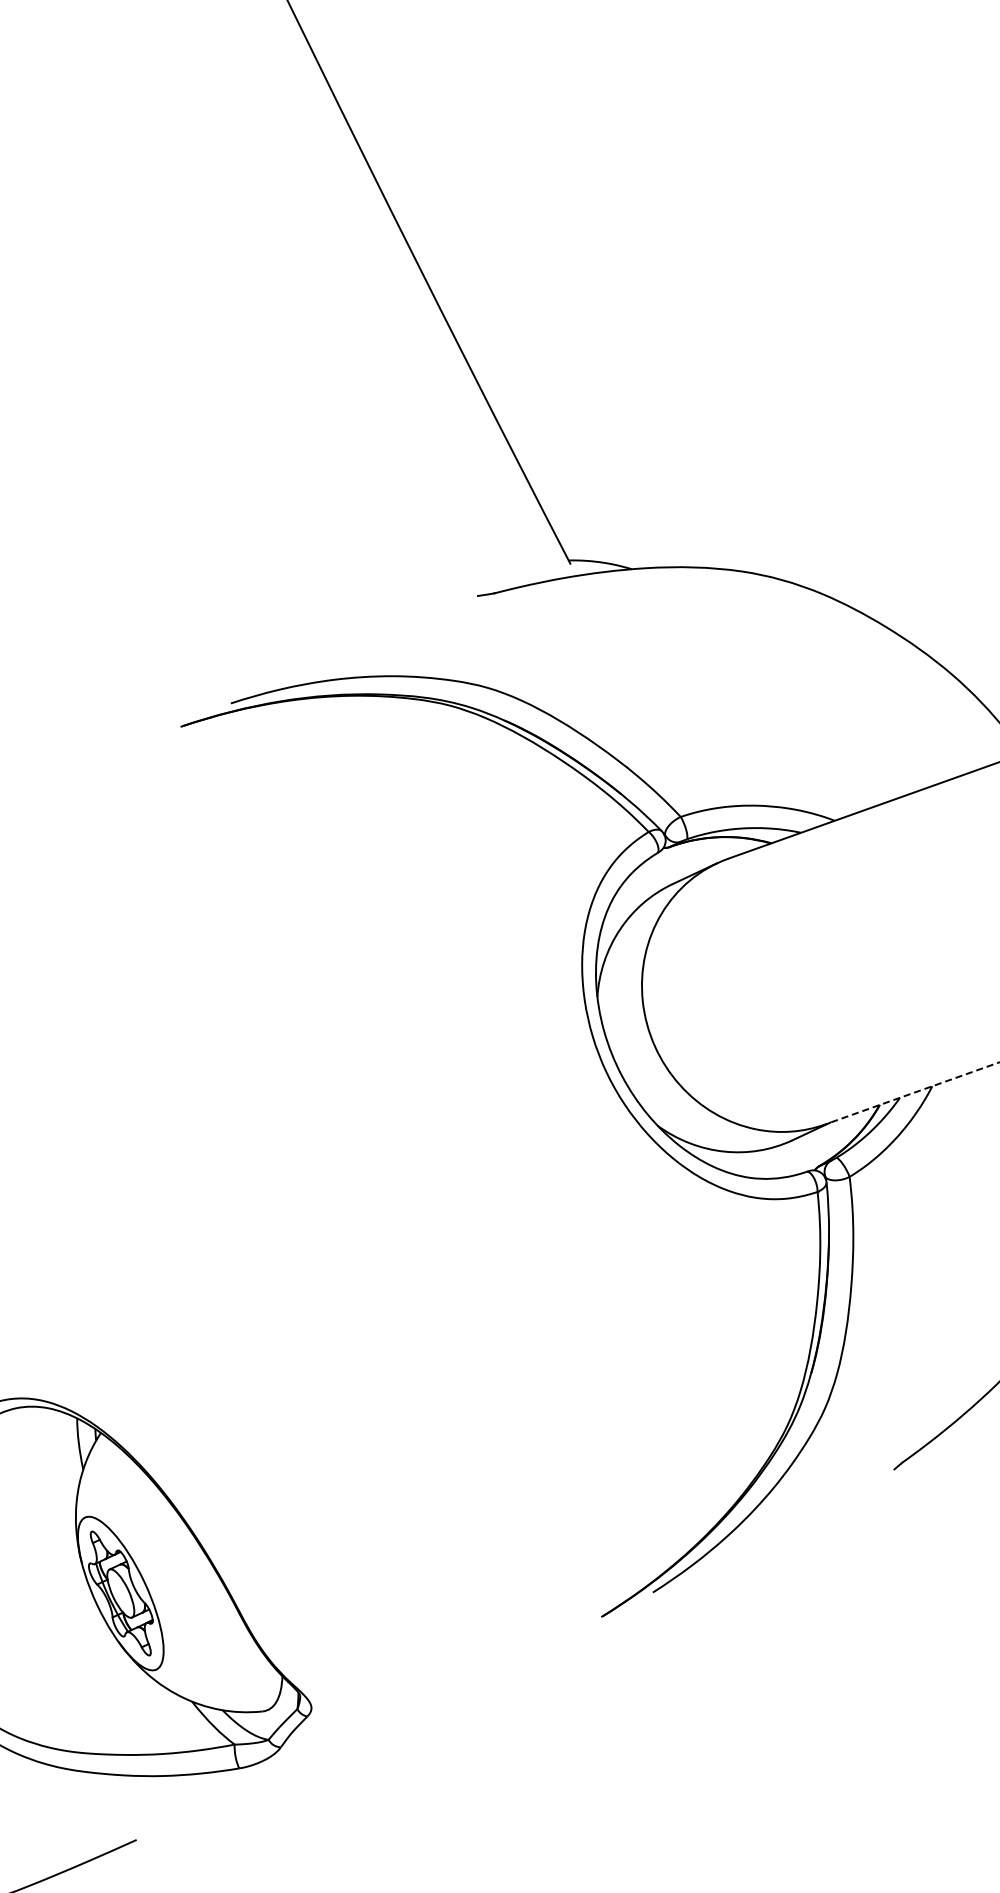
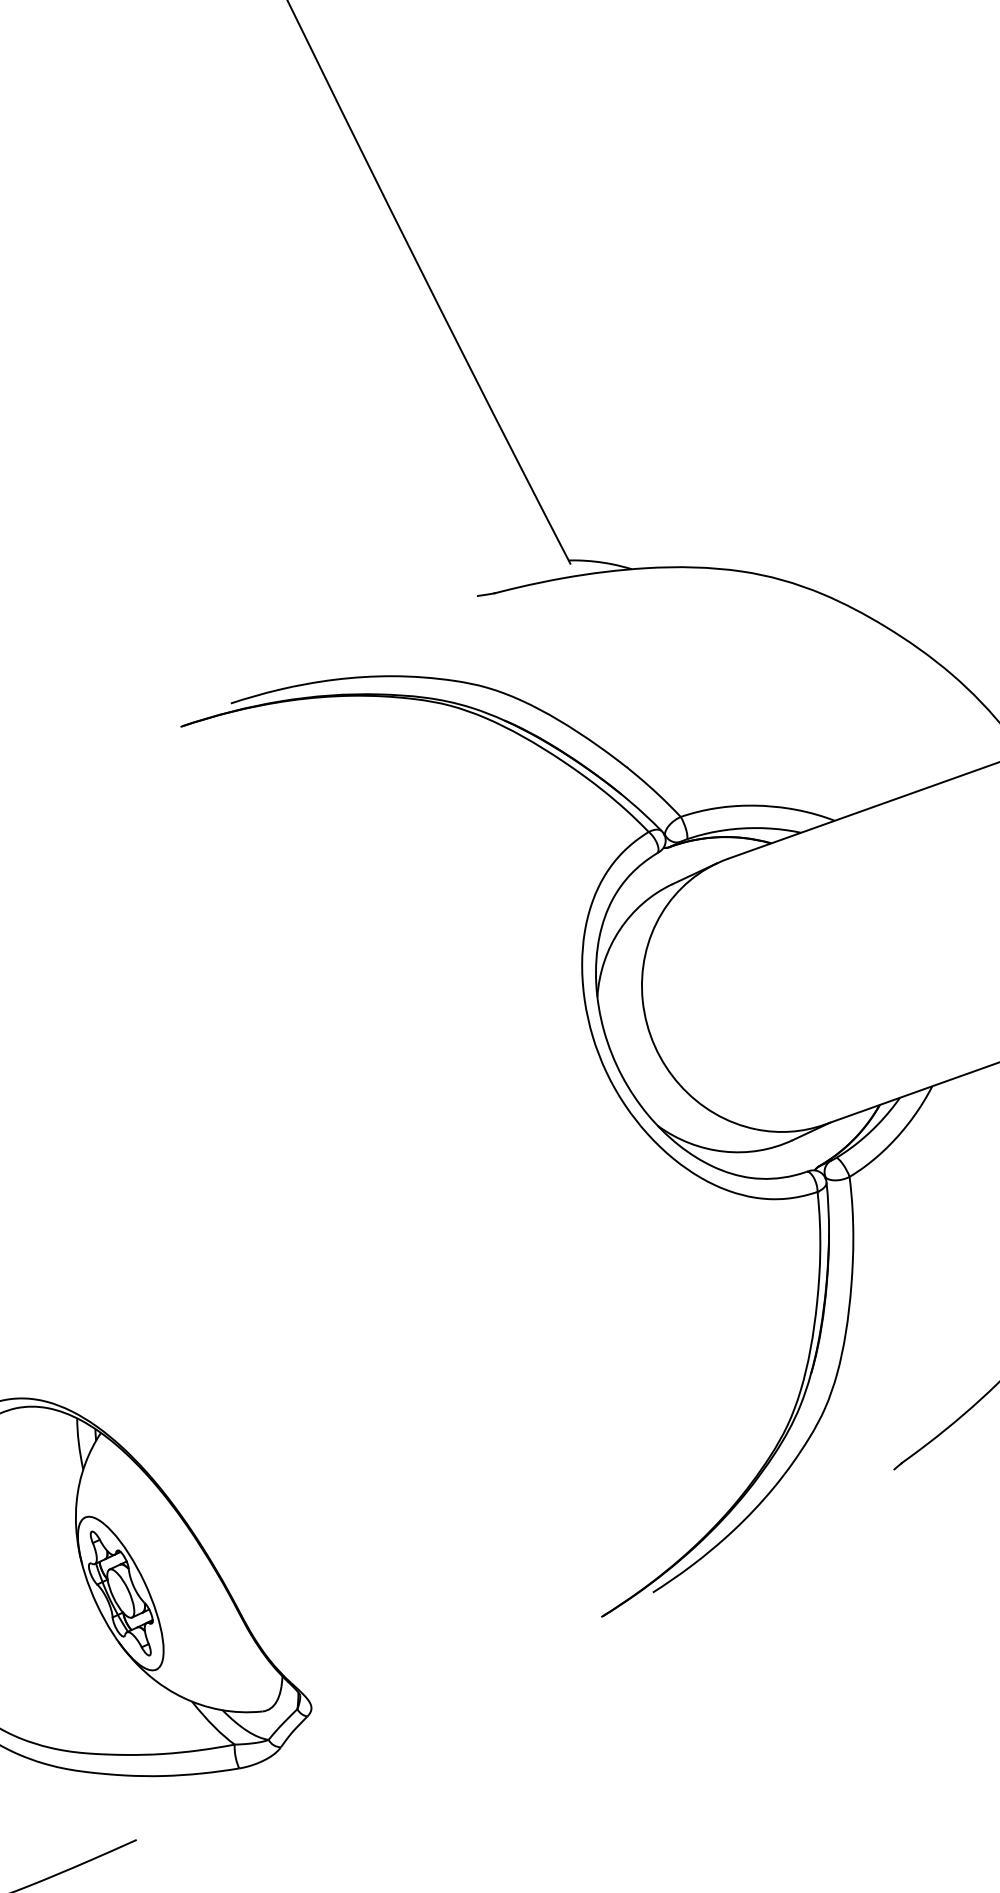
line: dashed -> solid (912, 1093)
